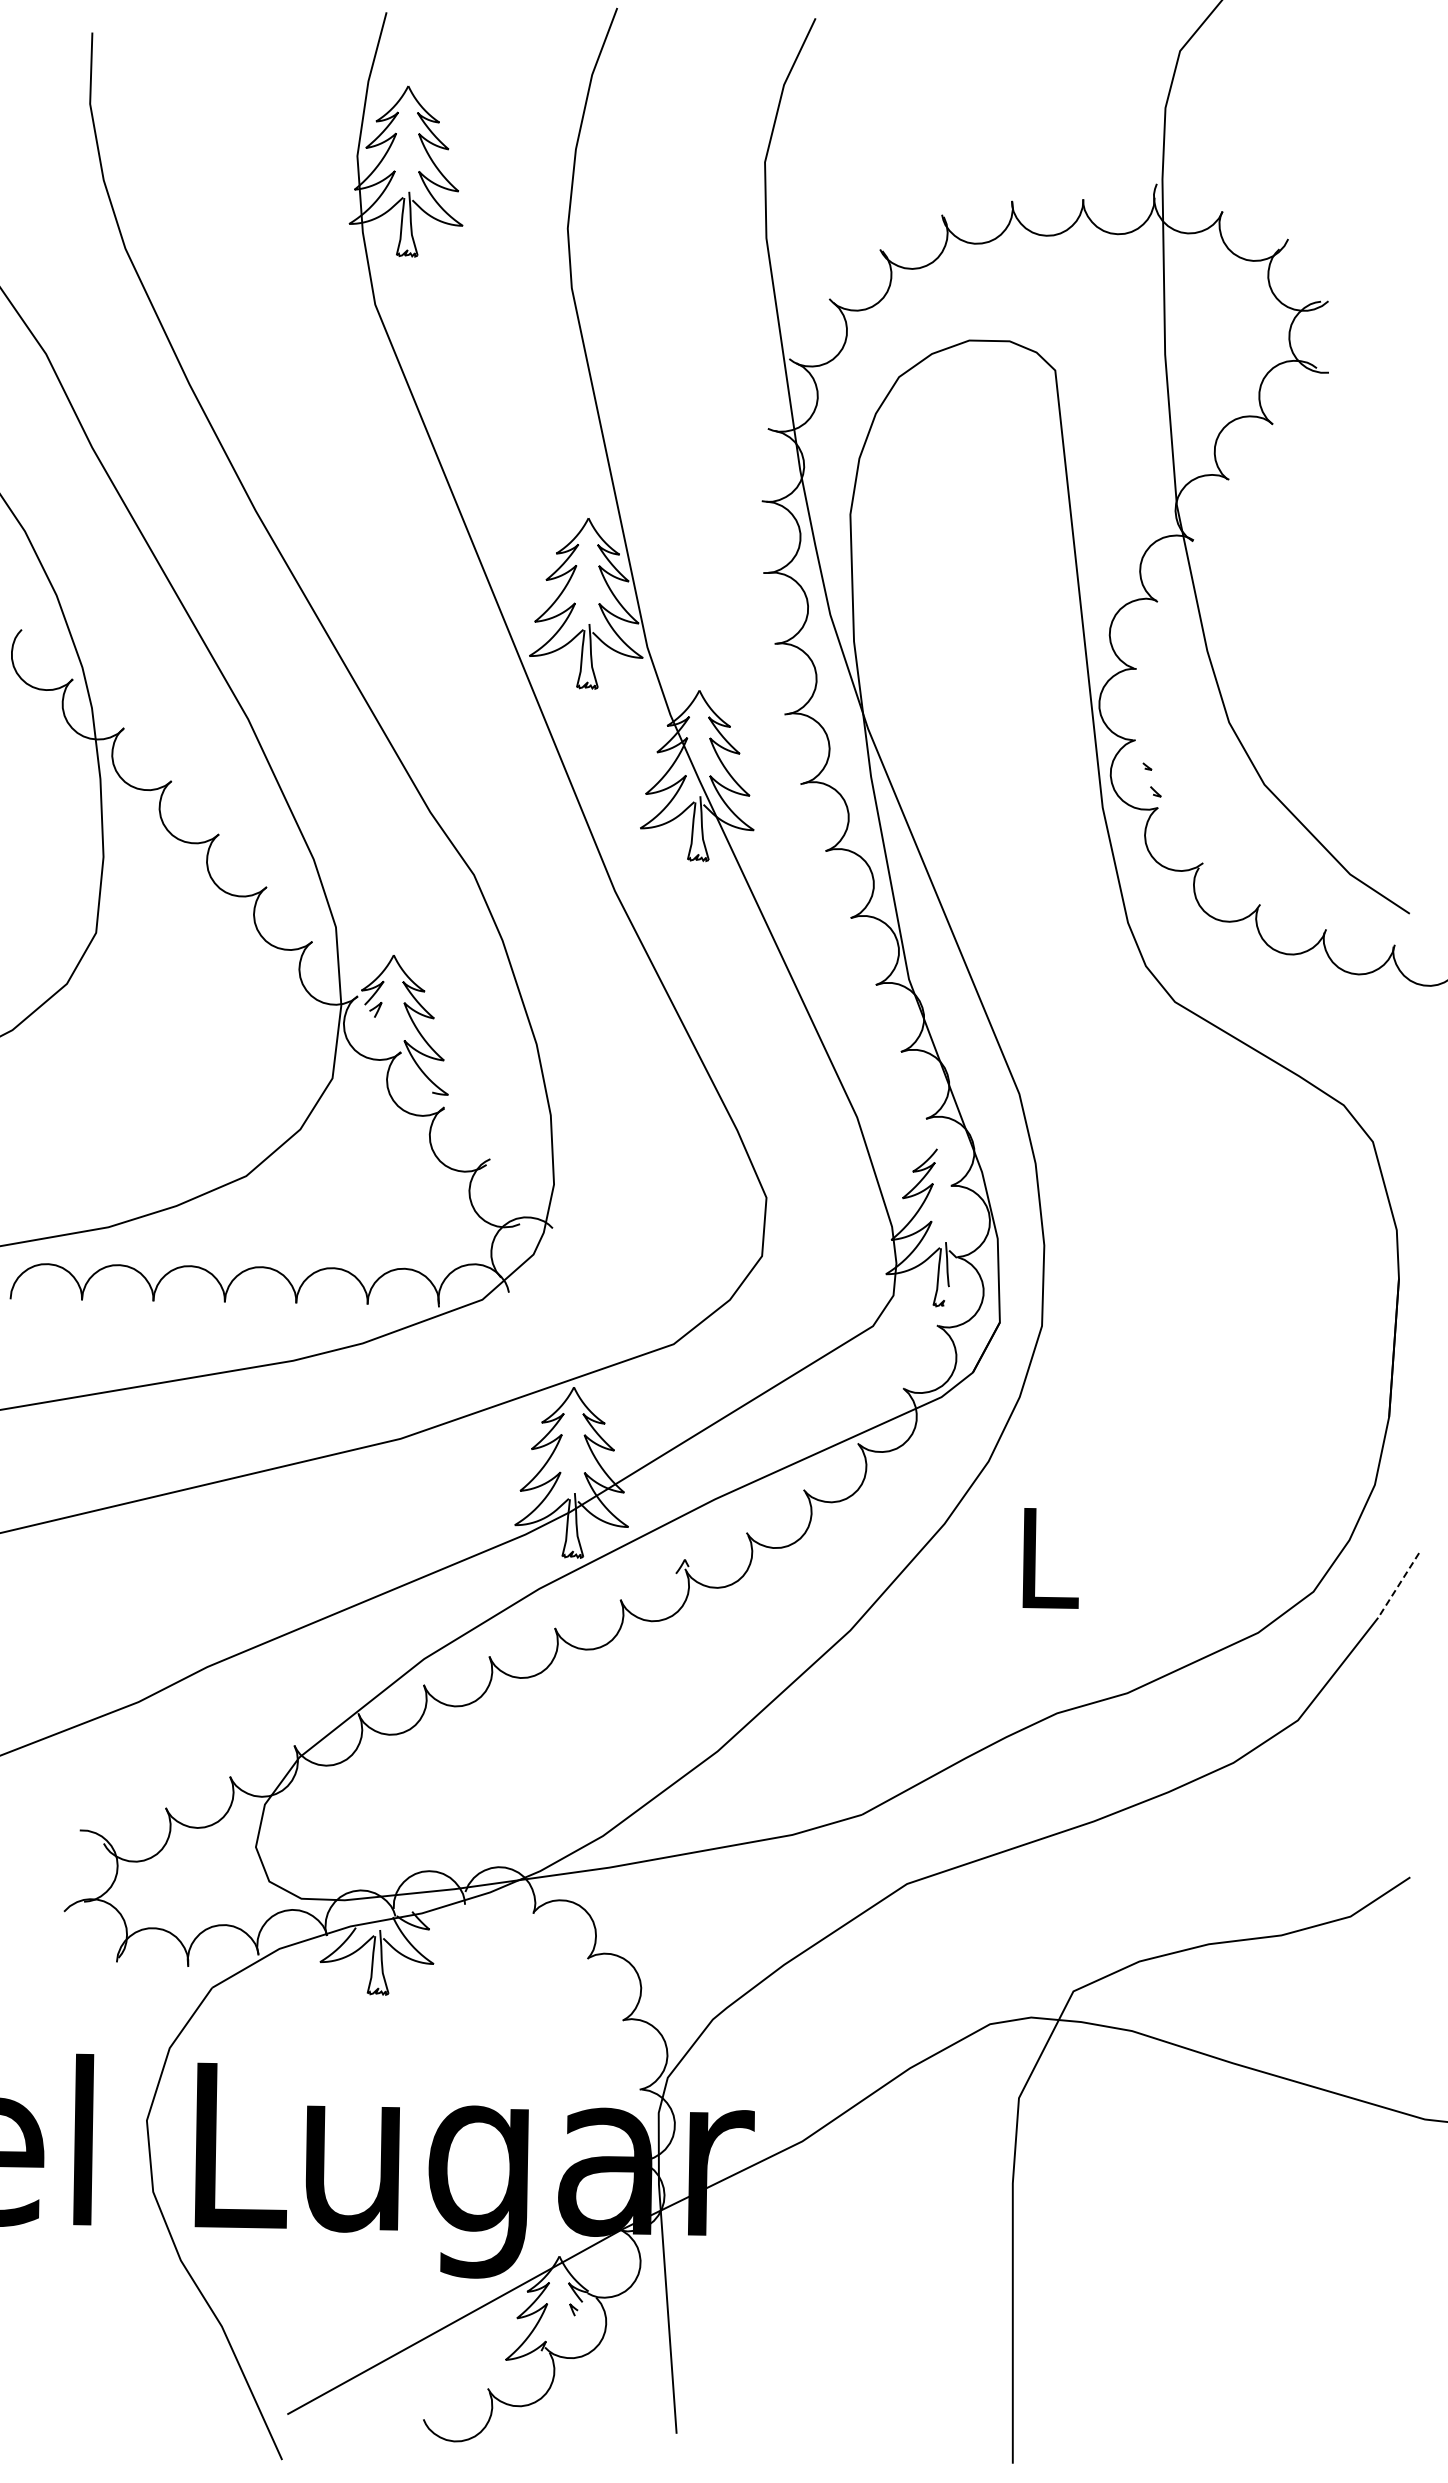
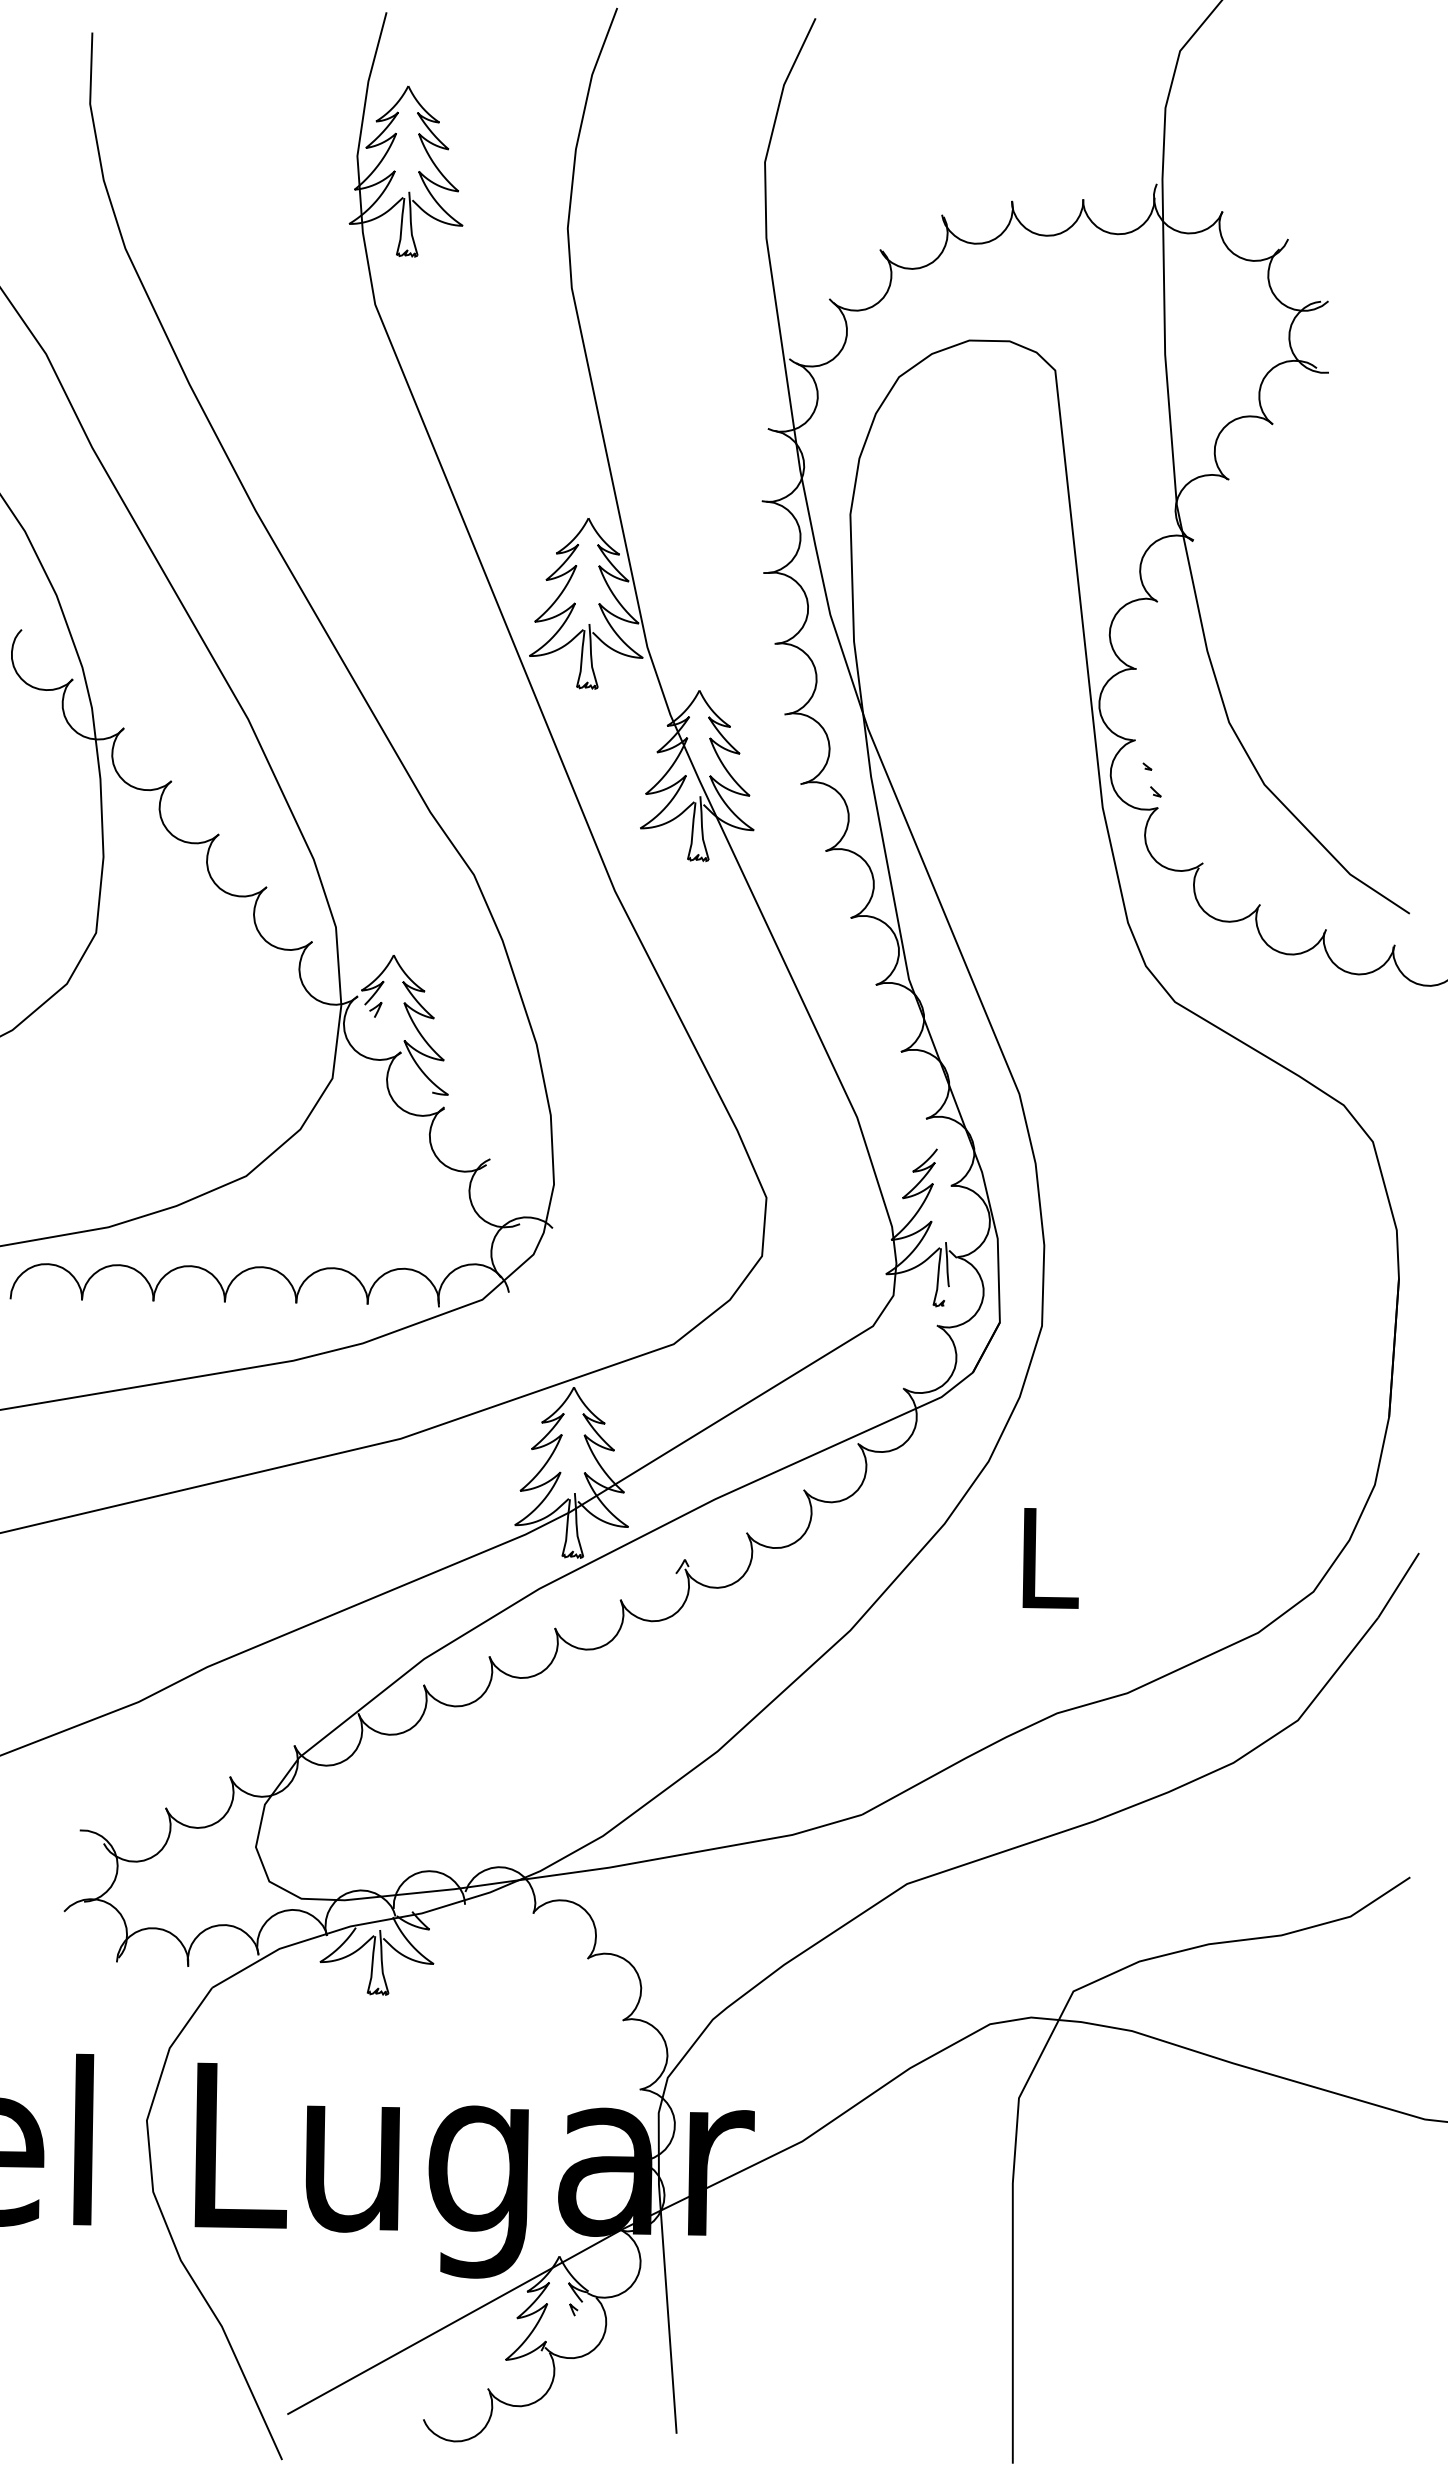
line: dashed -> solid (1398, 1585)
